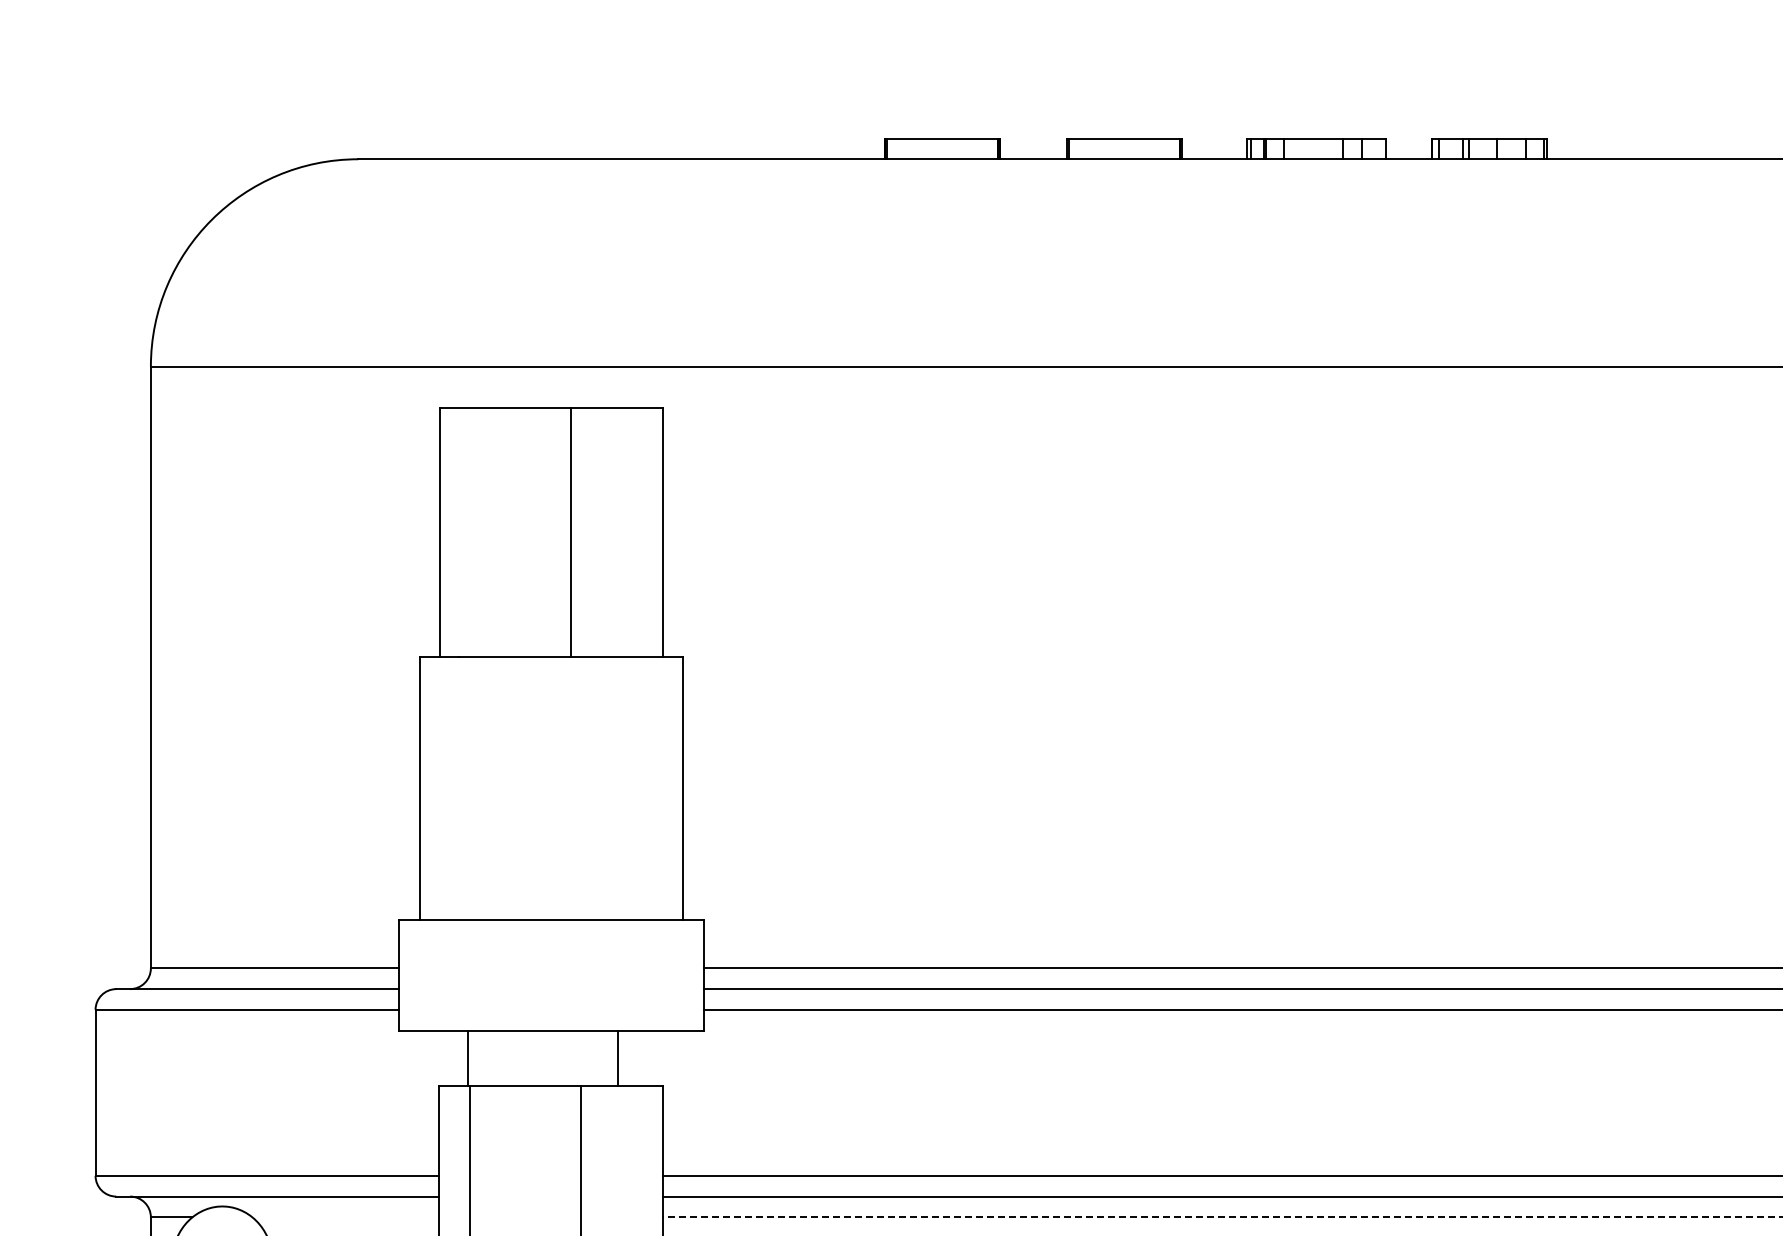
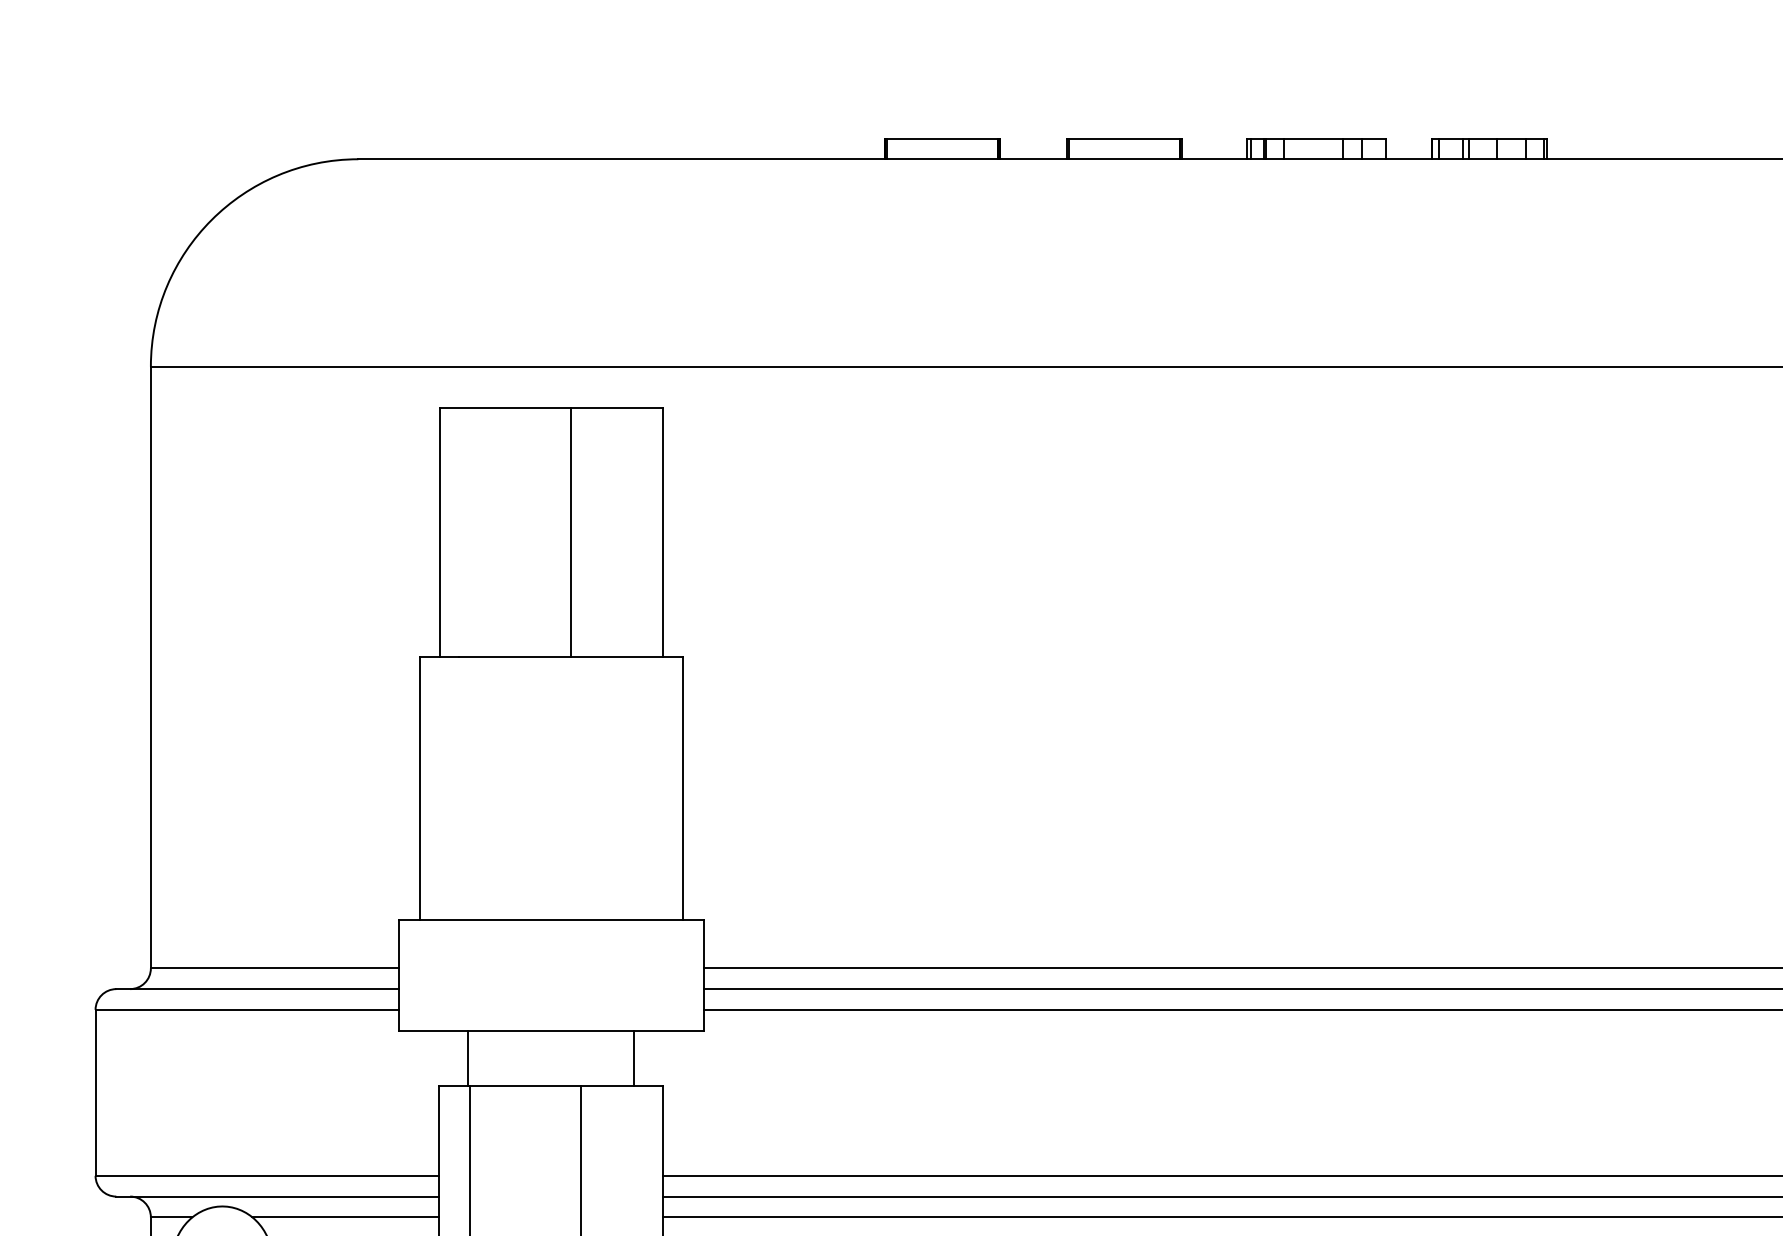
line position: (618, 1057) -> (634, 1057) (634, 1057)
line: none -> present (345, 1217)
line: dashed -> solid (1222, 1217)
